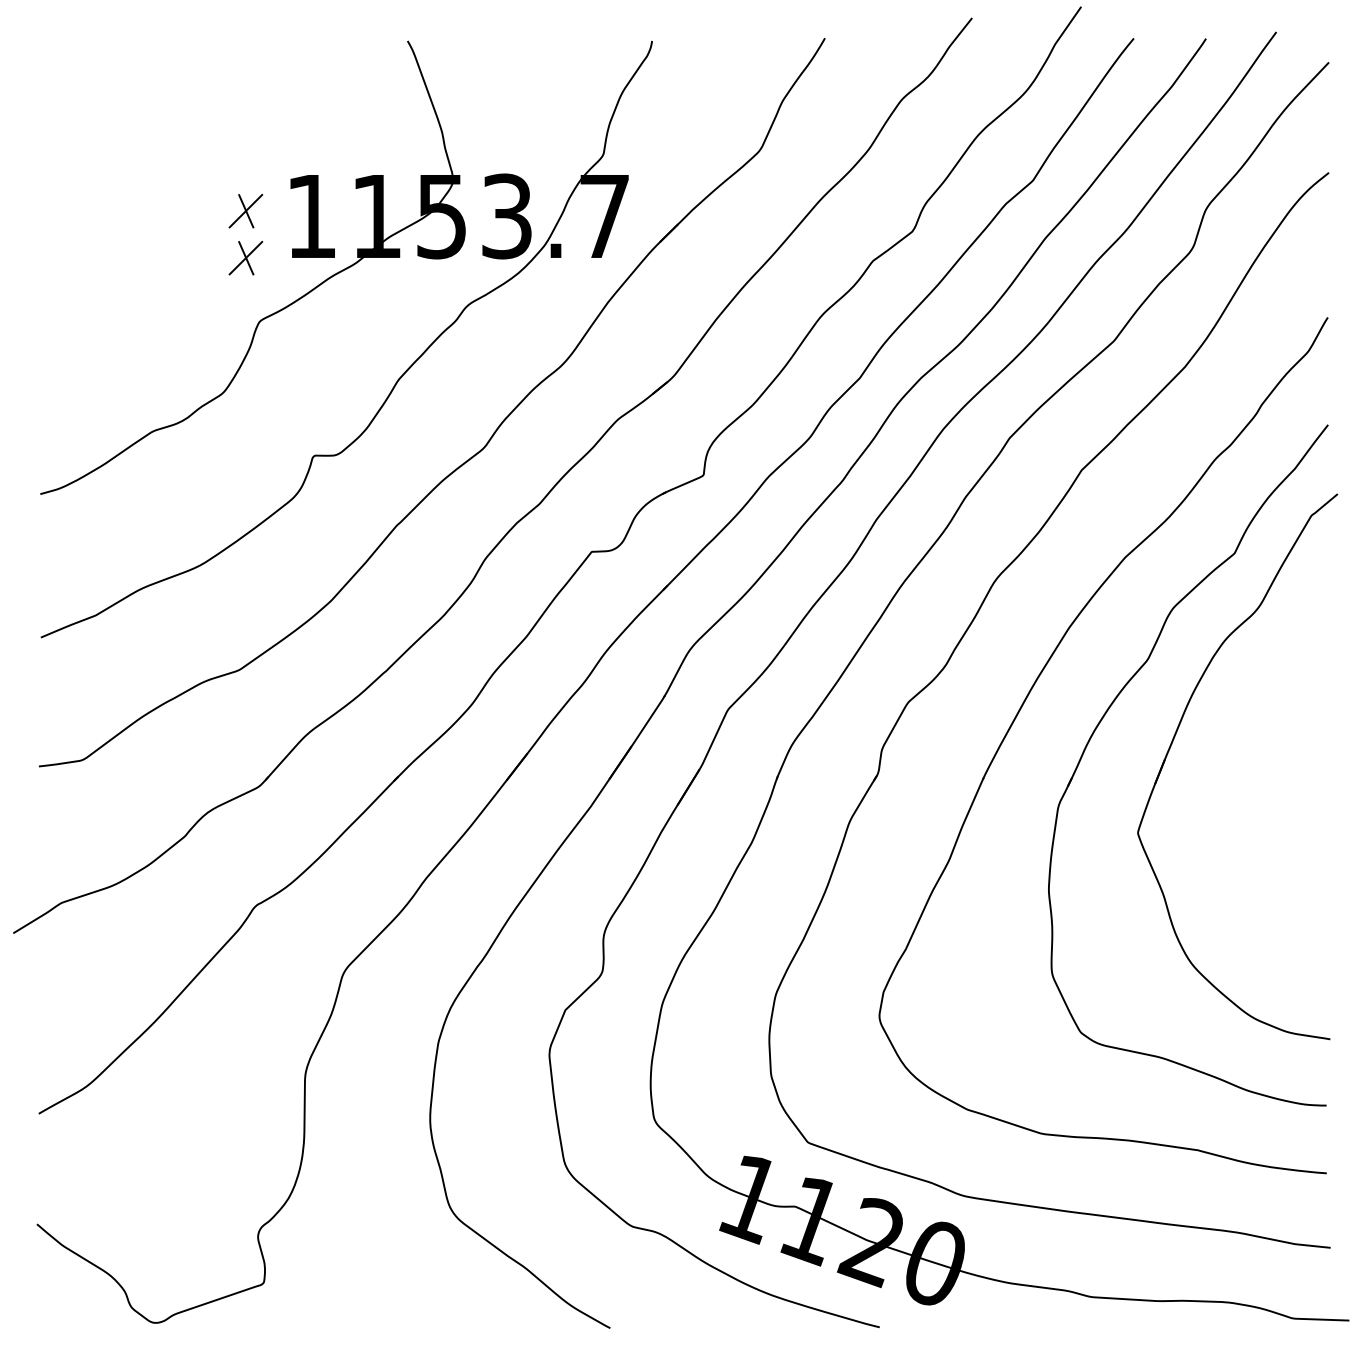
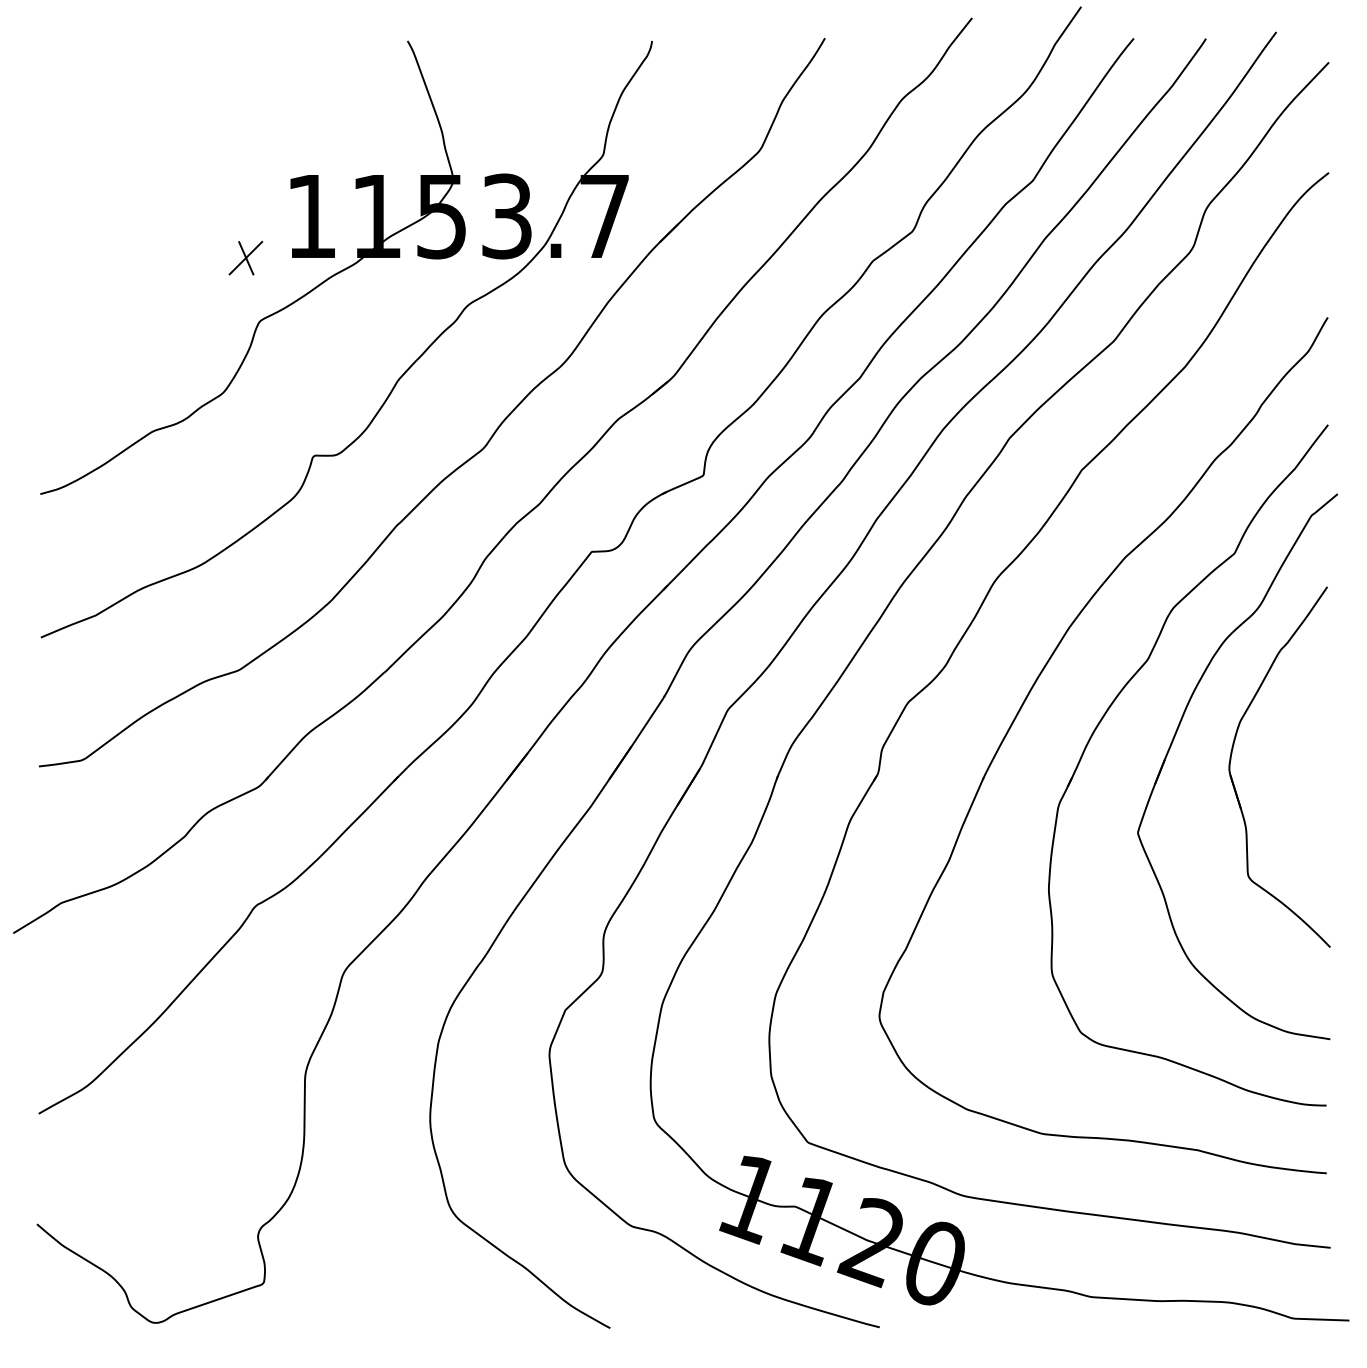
part: present -> none (245, 211)
part: none -> present (1233, 780)
